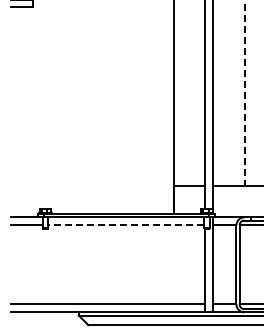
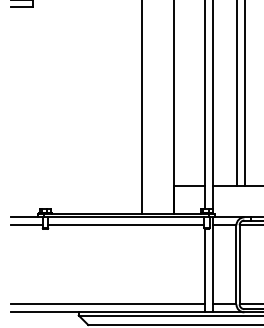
line: dashed -> solid (245, 92)
line: none -> present (237, 93)
line: none -> present (142, 108)
line: dashed -> solid (125, 225)
